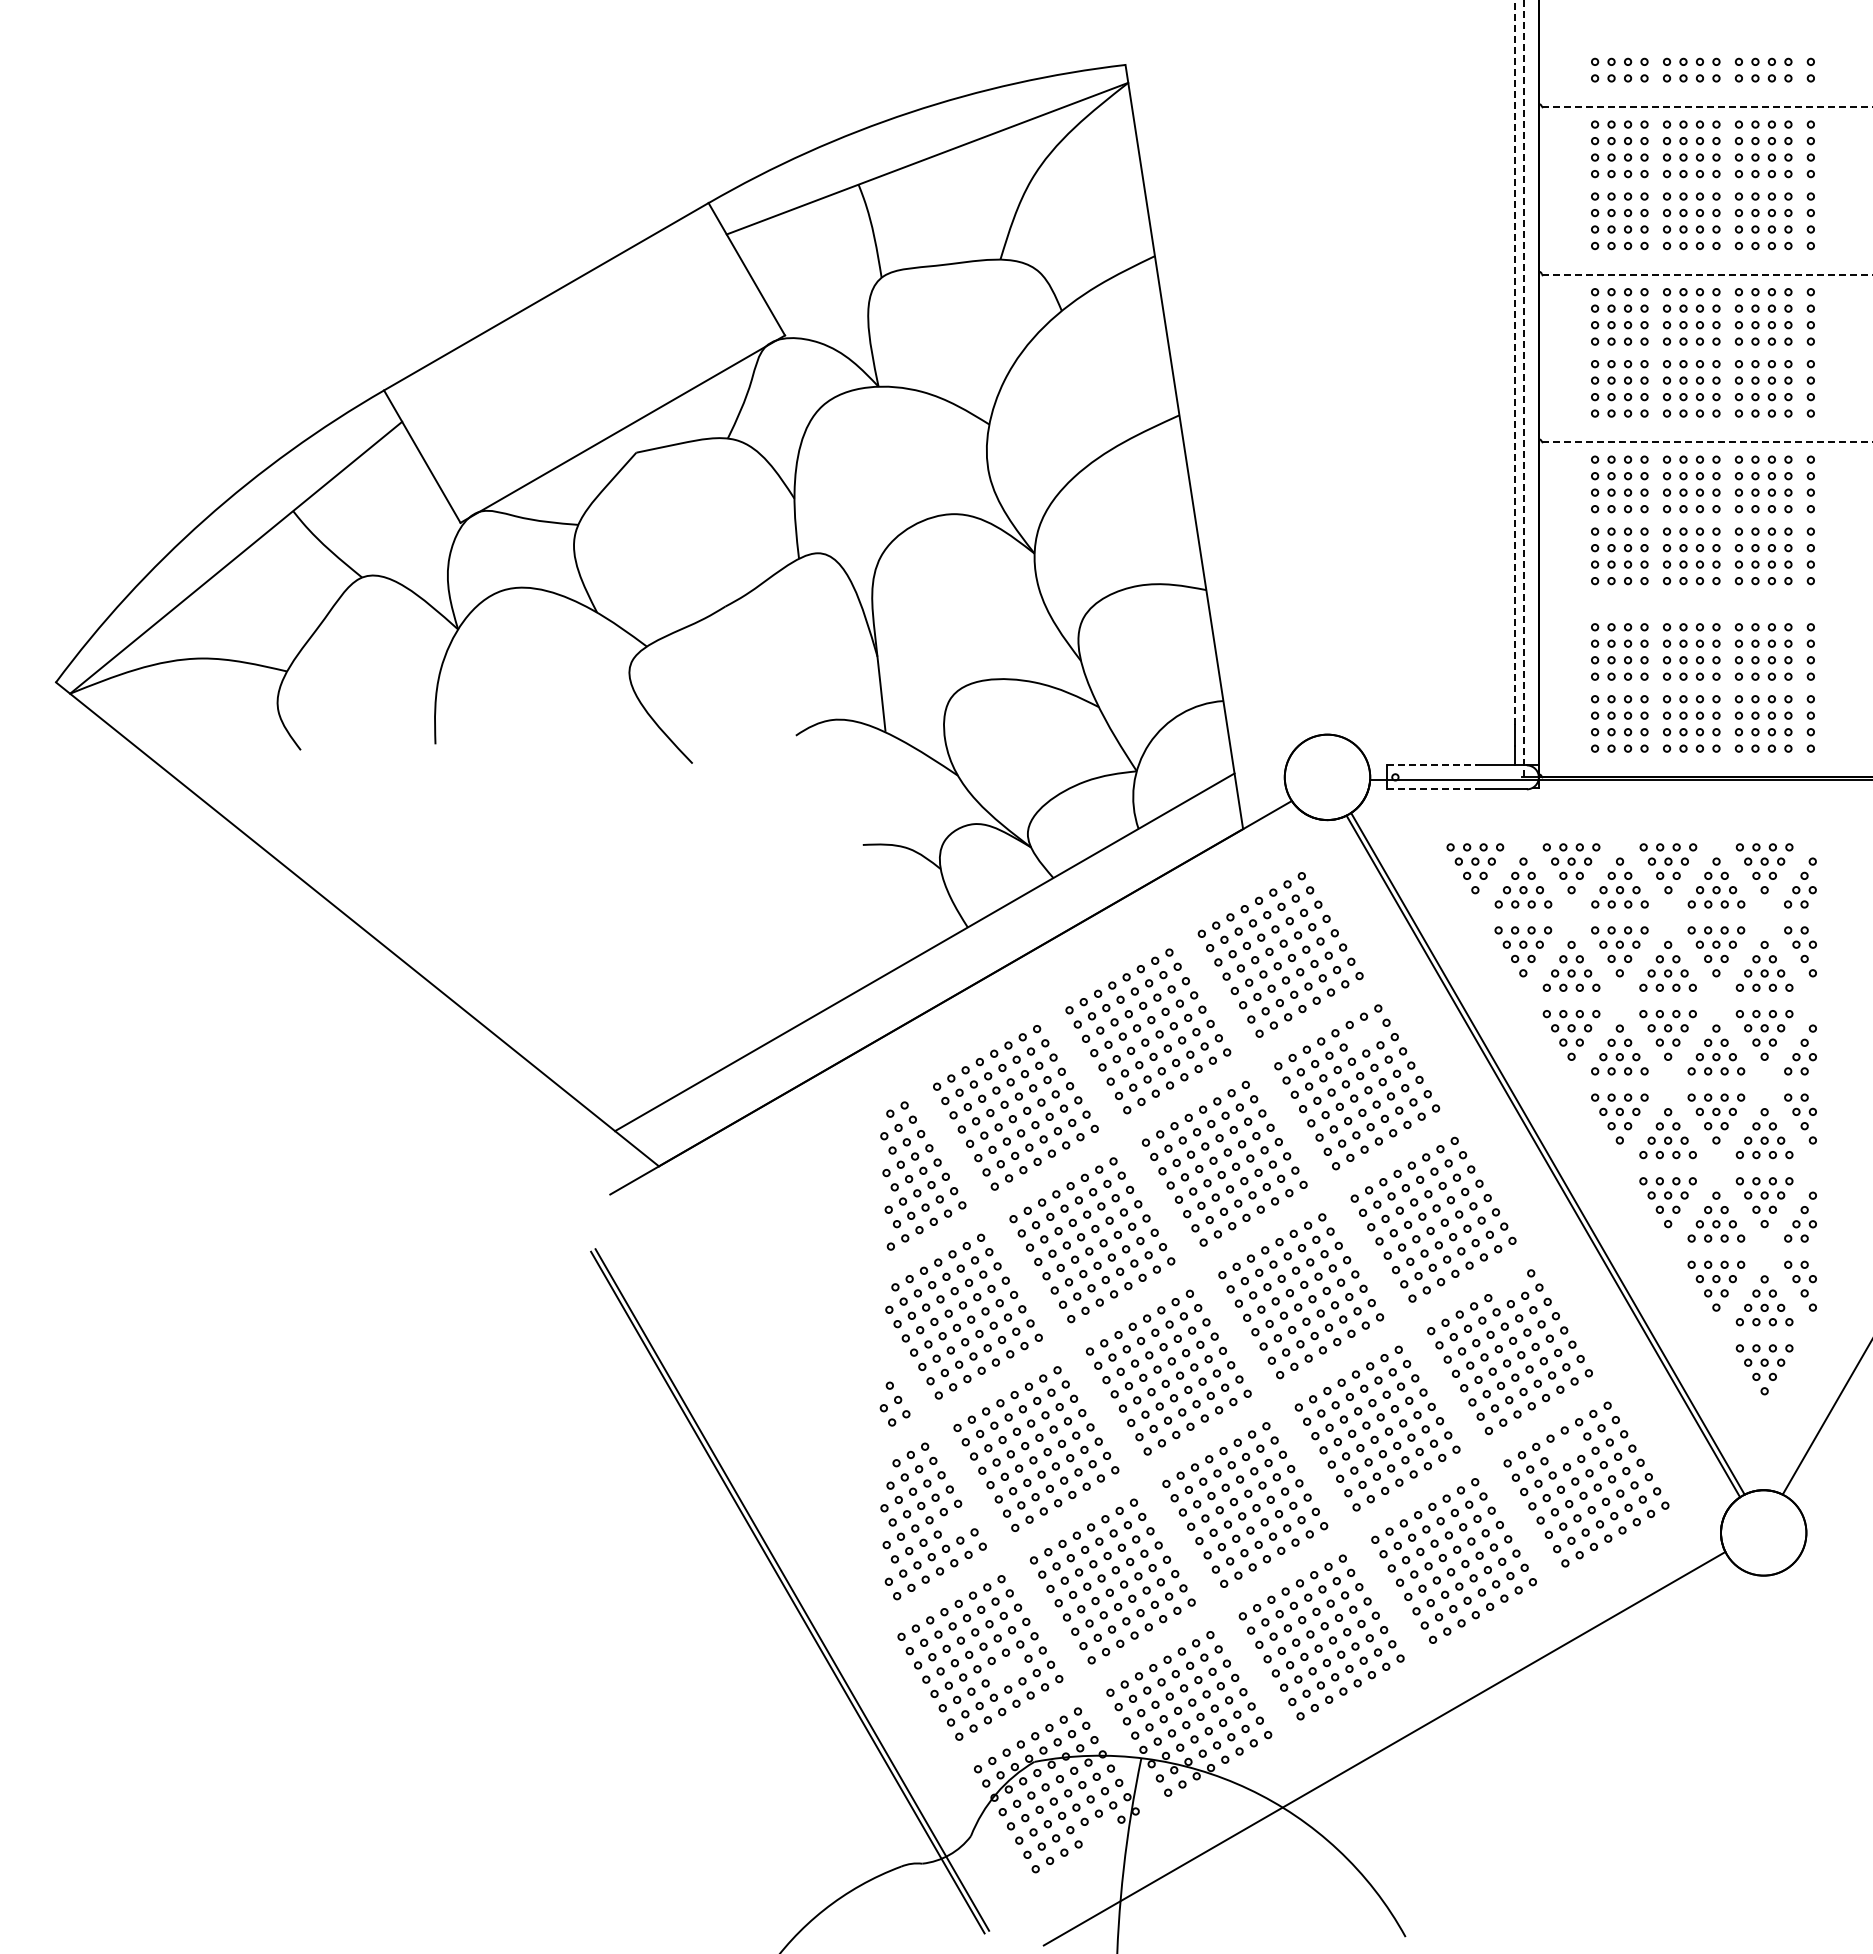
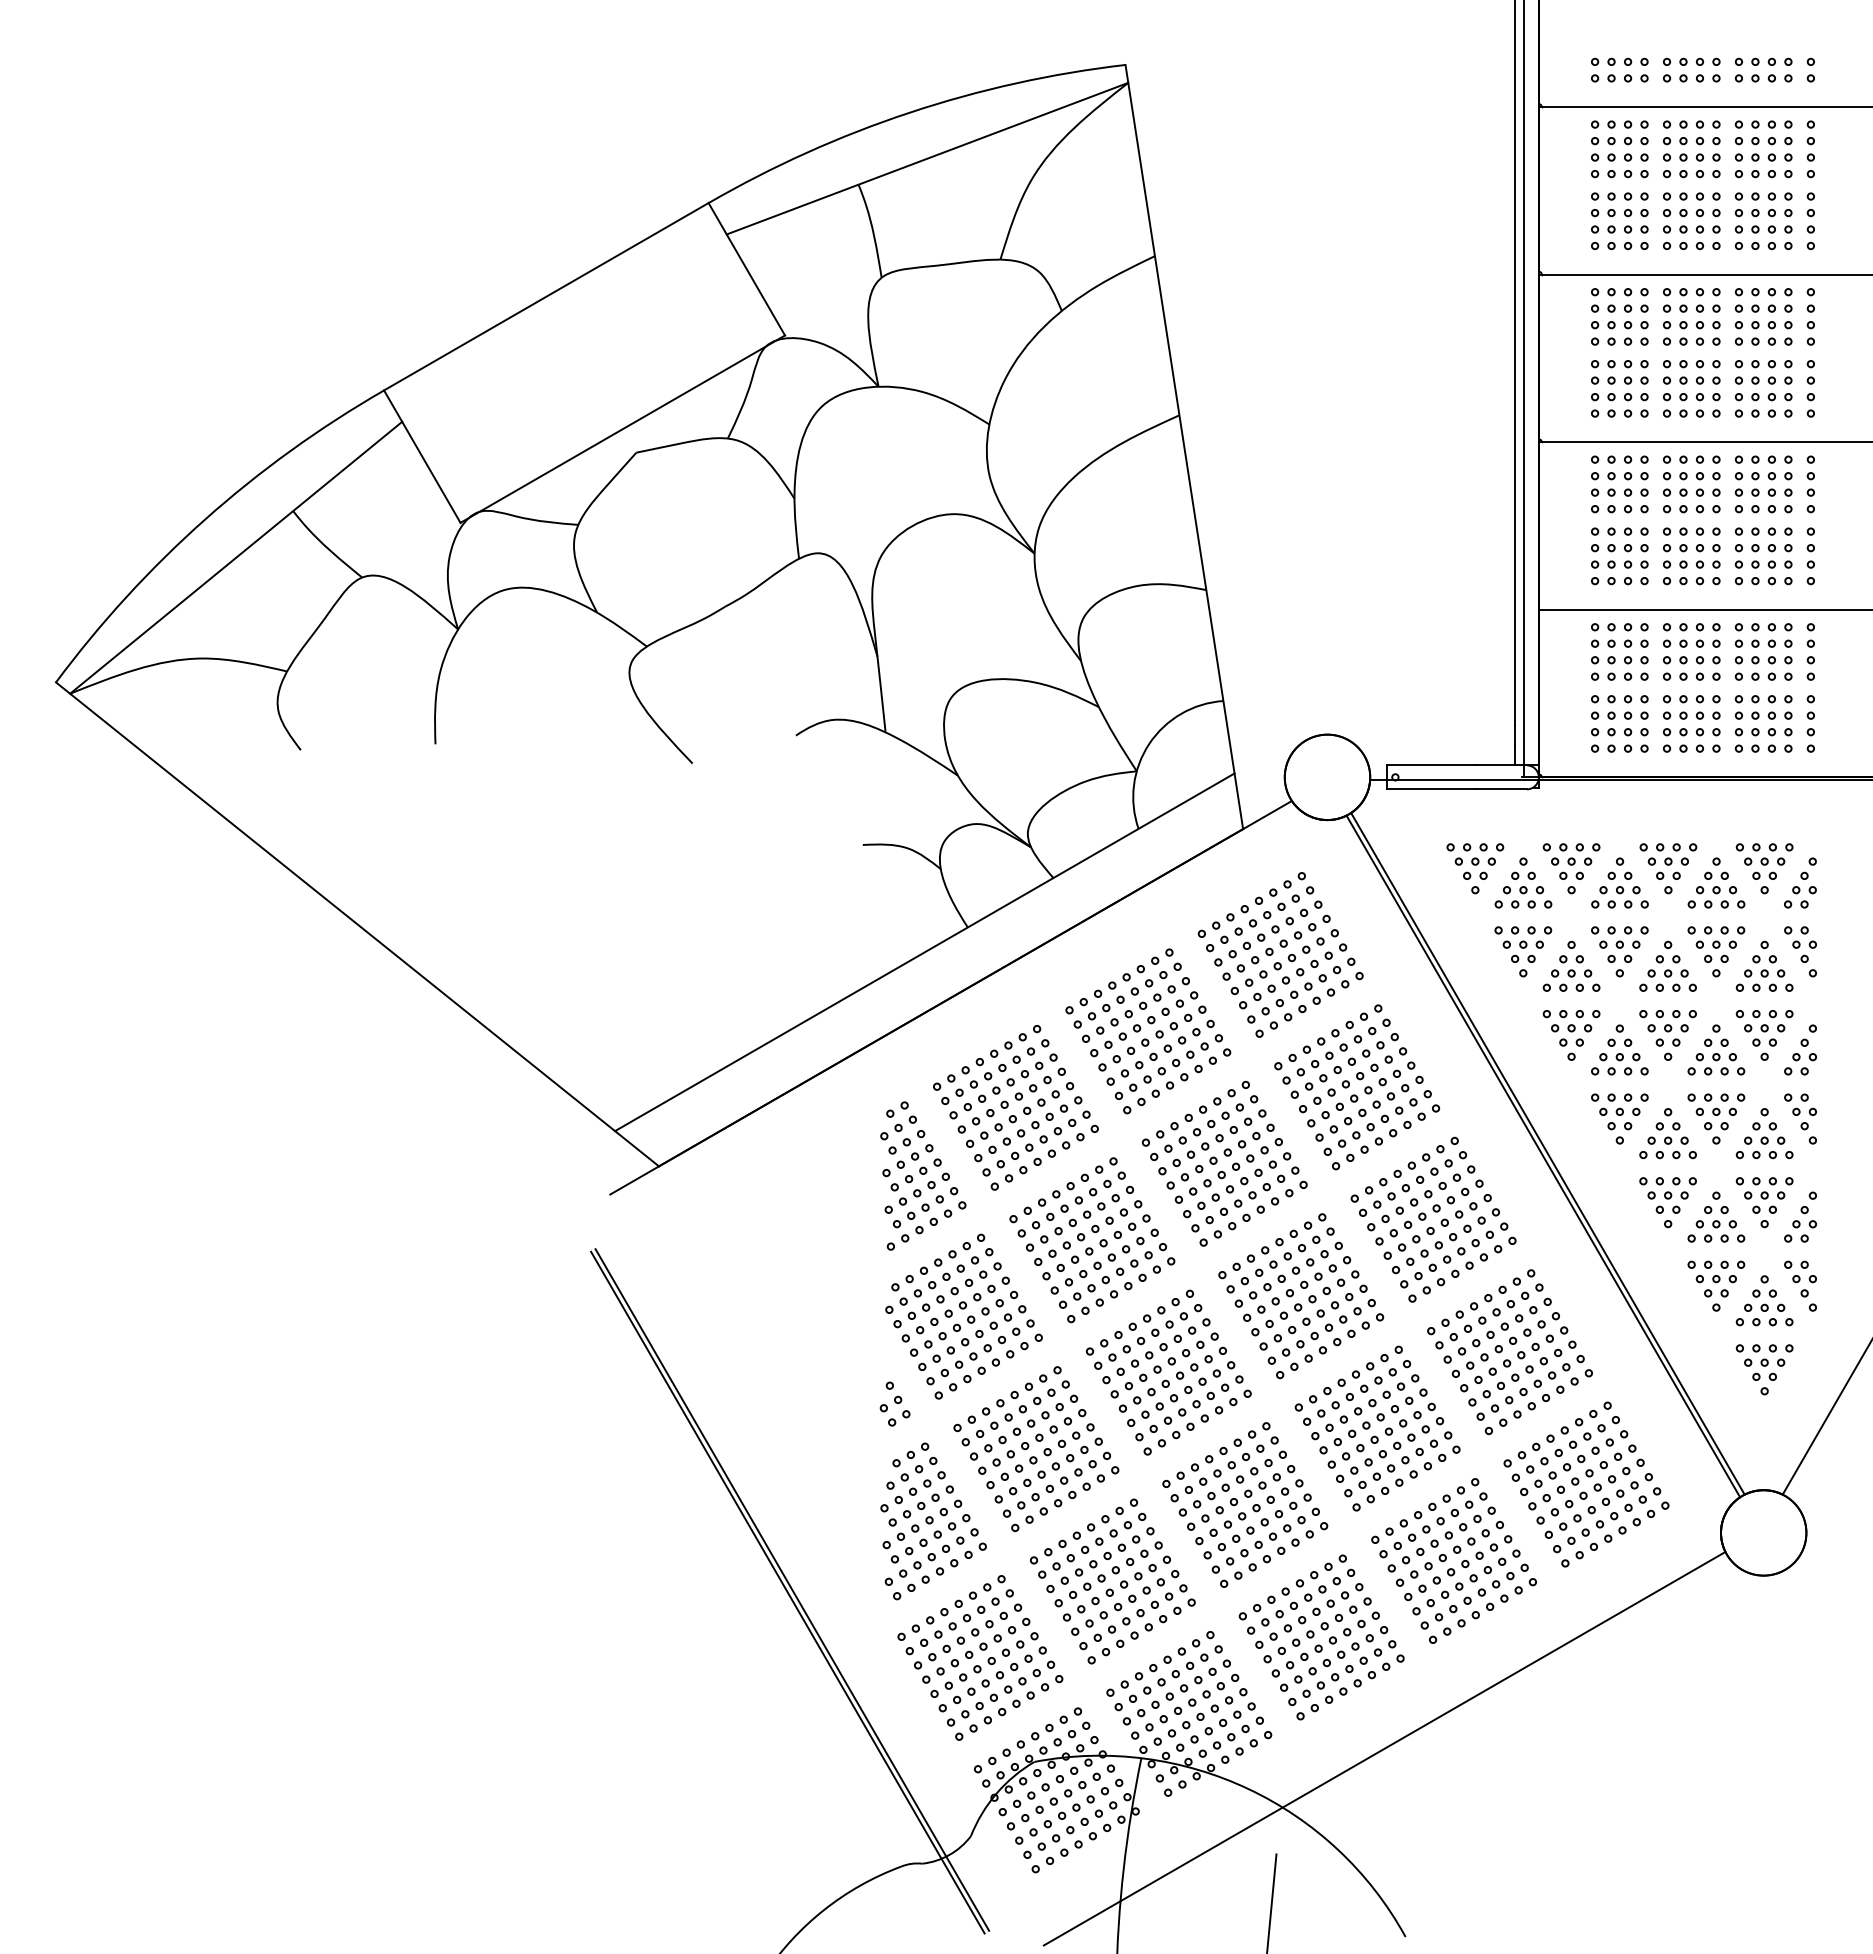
line: dashed -> solid (1705, 107)
line: dashed -> solid (1705, 274)
line: dashed -> solid (1514, 362)
line: dashed -> solid (1523, 389)
line: dashed -> solid (1705, 442)
line: none -> present (1703, 609)
line: dashed -> solid (1432, 765)
line: dashed -> solid (1432, 789)
part: none -> present (1365, 1035)
part: none -> present (1509, 1285)
part: none -> present (1565, 1448)
part: none -> present (959, 1522)
part: none -> present (1006, 1670)
part: none -> present (1099, 1831)
line: none -> present (1271, 1902)
